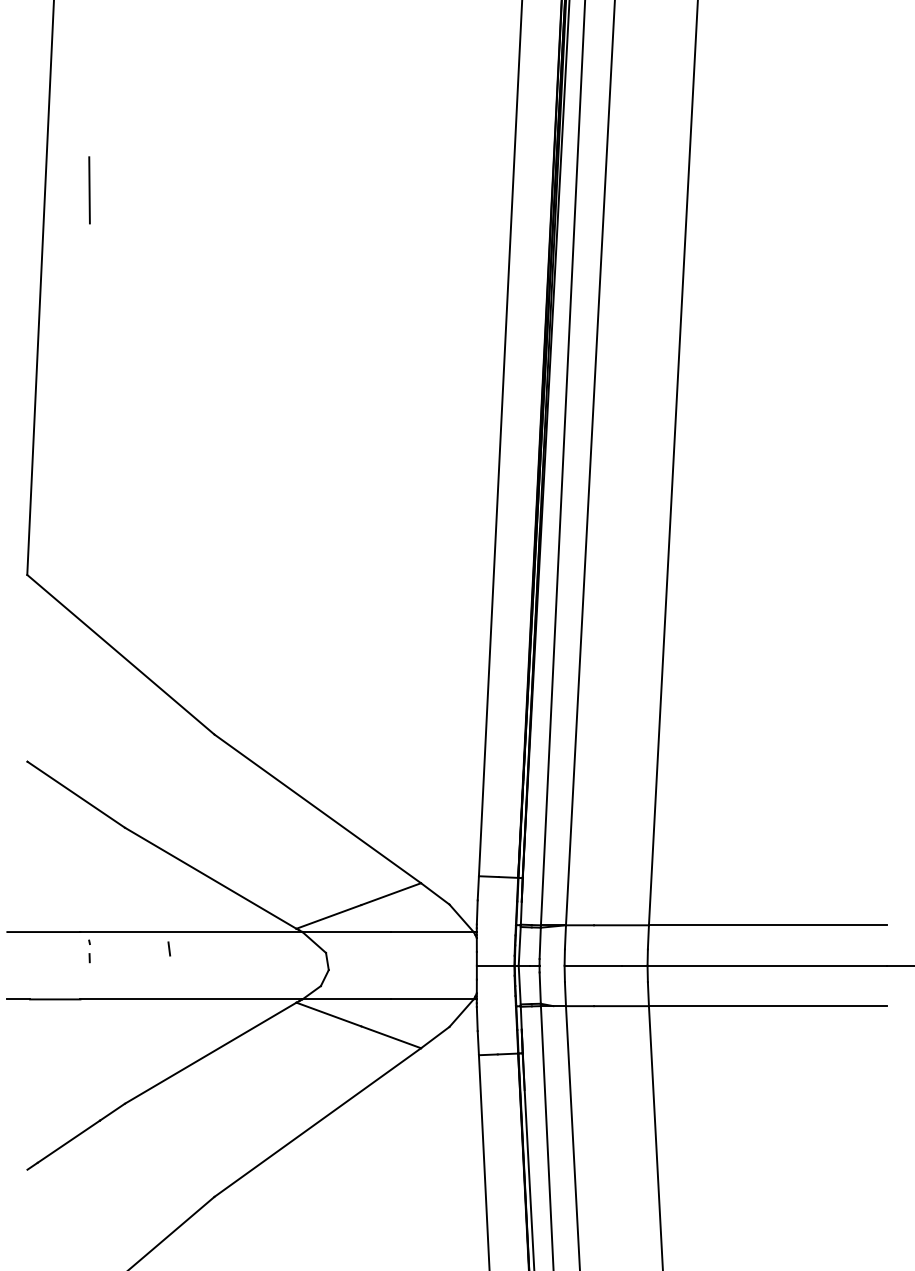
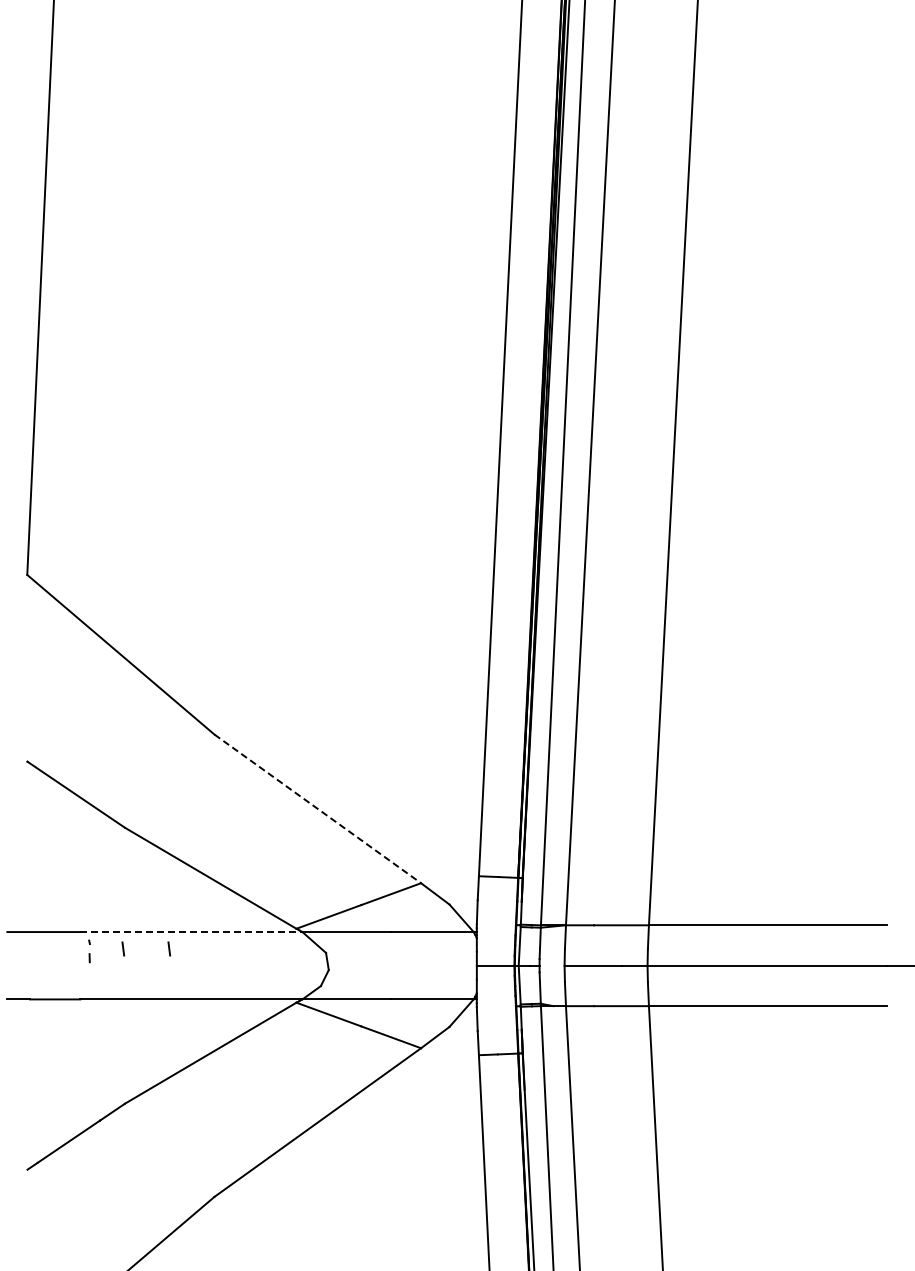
line: present -> none (89, 190)
line: solid -> dashed (318, 809)
line: solid -> dashed (191, 932)
line: none -> present (123, 948)
